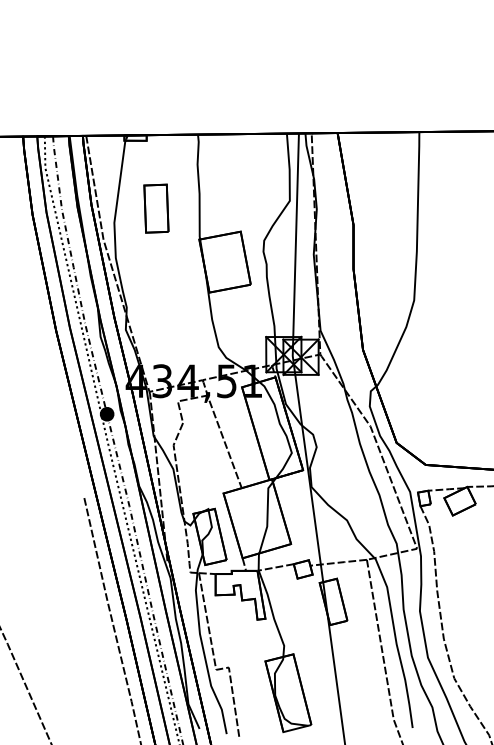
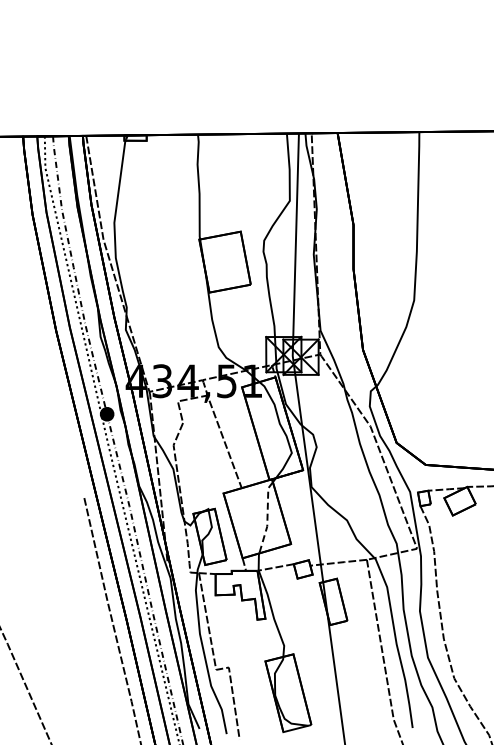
part: present -> none (156, 208)
line: solid -> dashed (267, 517)
